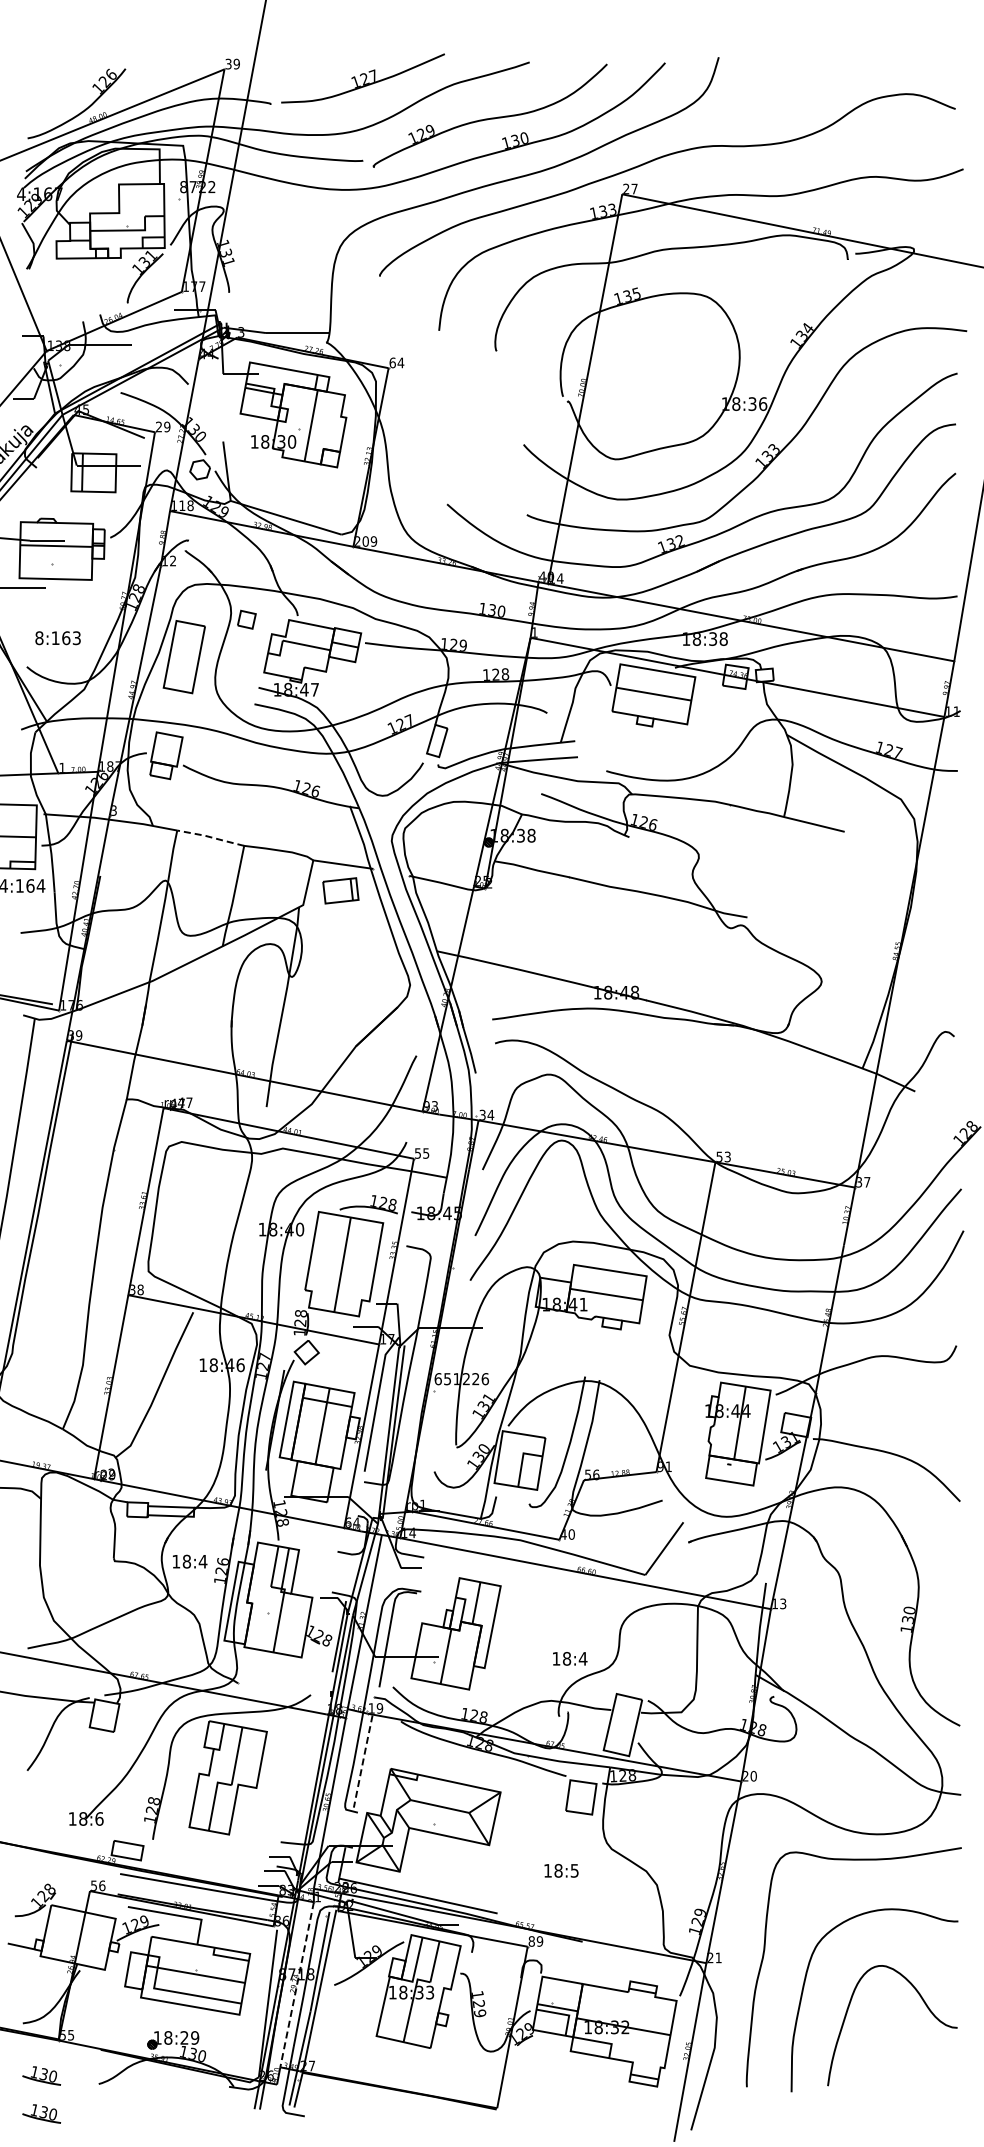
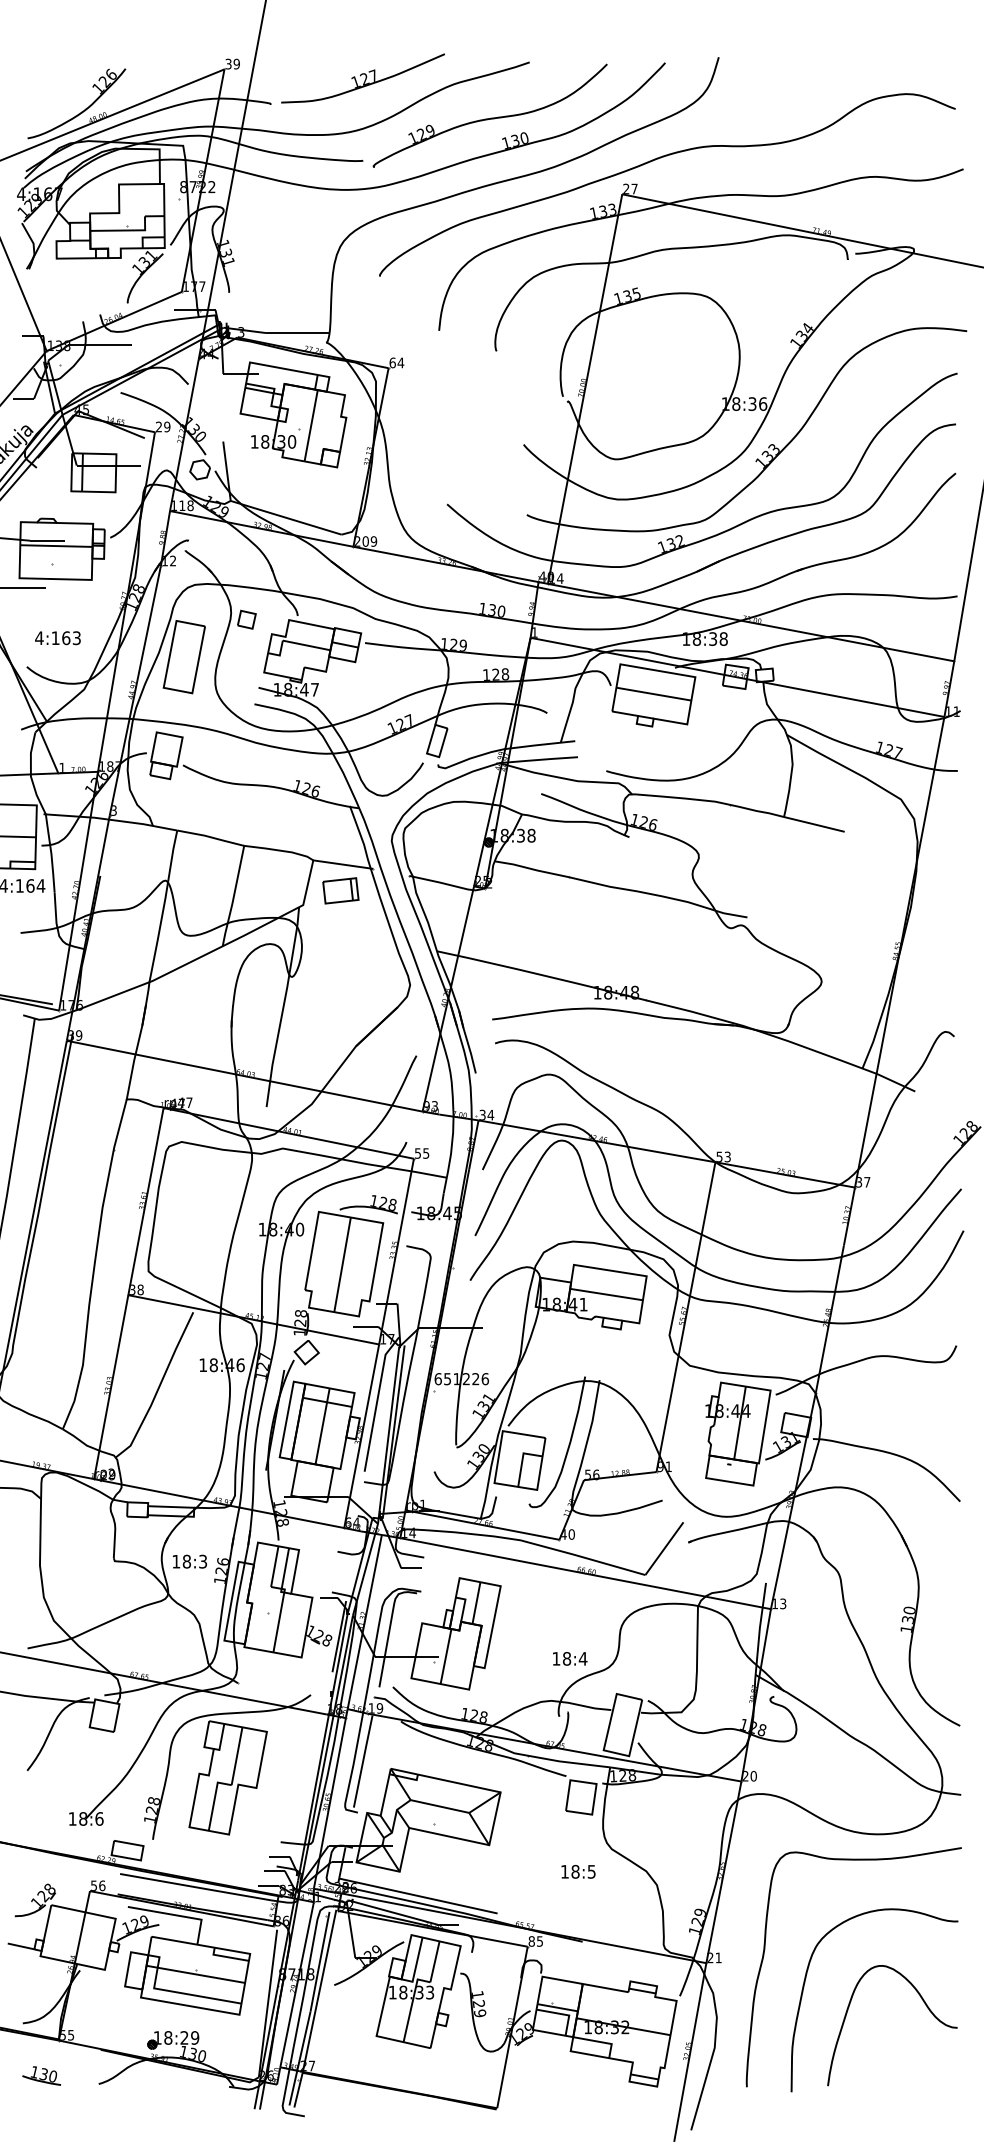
text: 8:163 -> 4:163 (39, 638)
line: dashed -> solid (211, 837)
text: 18:4 -> 18:3 (202, 1561)
line: dashed -> solid (363, 1760)
text position: (561, 1870) -> (578, 1871) (578, 1871)
text: 89 -> 85 (539, 1941)
line: dashed -> solid (297, 1985)
part: present -> none (41, 2113)
